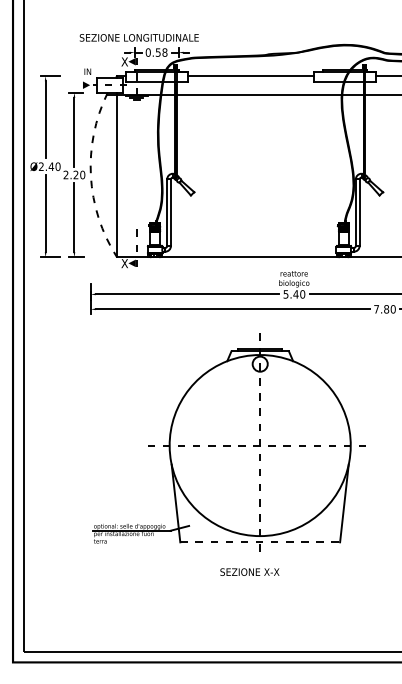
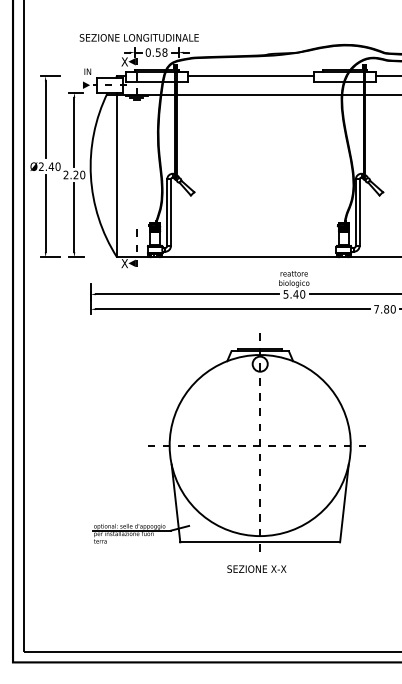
arc: dashed -> solid (90, 176)
line: dashed -> solid (260, 542)
text position: (249, 571) -> (256, 568) (256, 568)
